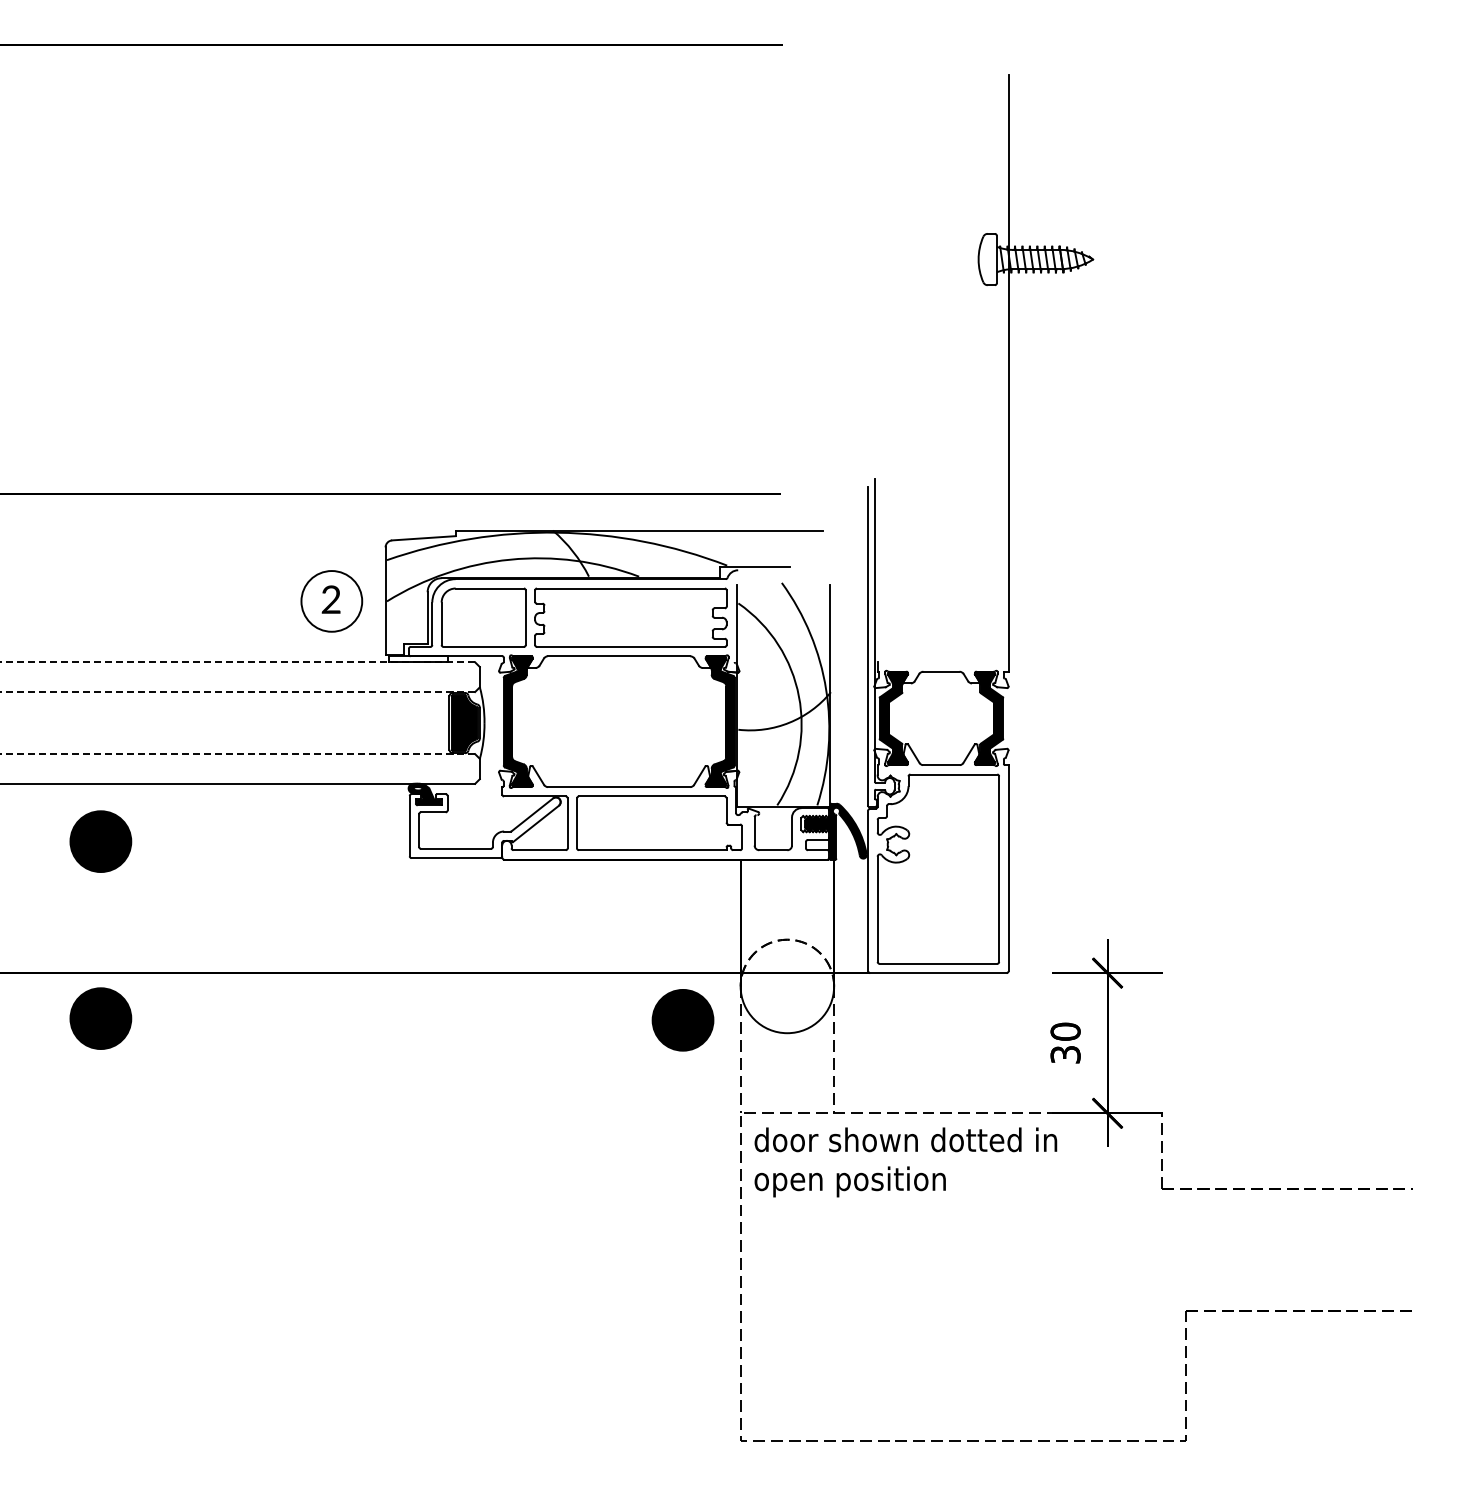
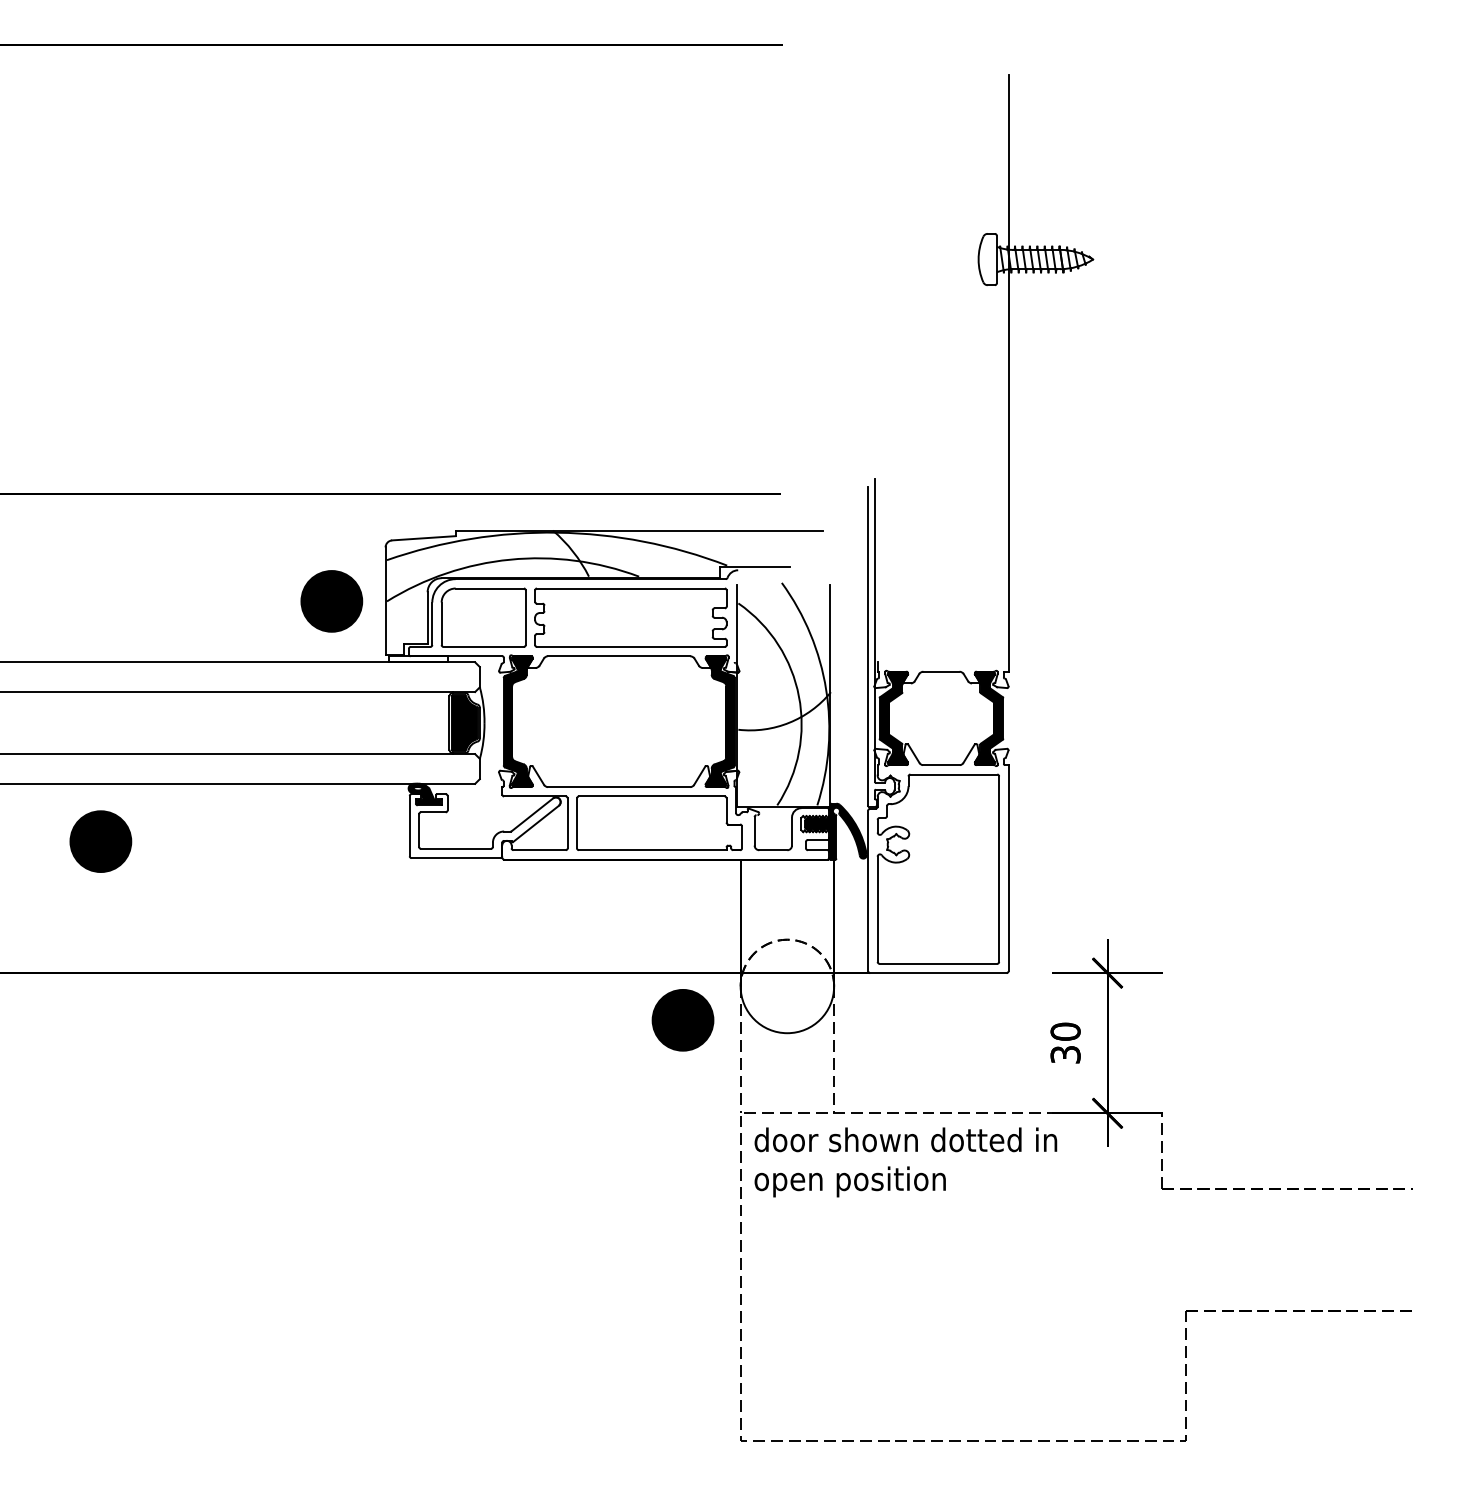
fill: none -> present (331, 601)
line: dashed -> solid (237, 662)
line: dashed -> solid (237, 692)
line: dashed -> solid (237, 754)
part: present -> none (100, 1018)
